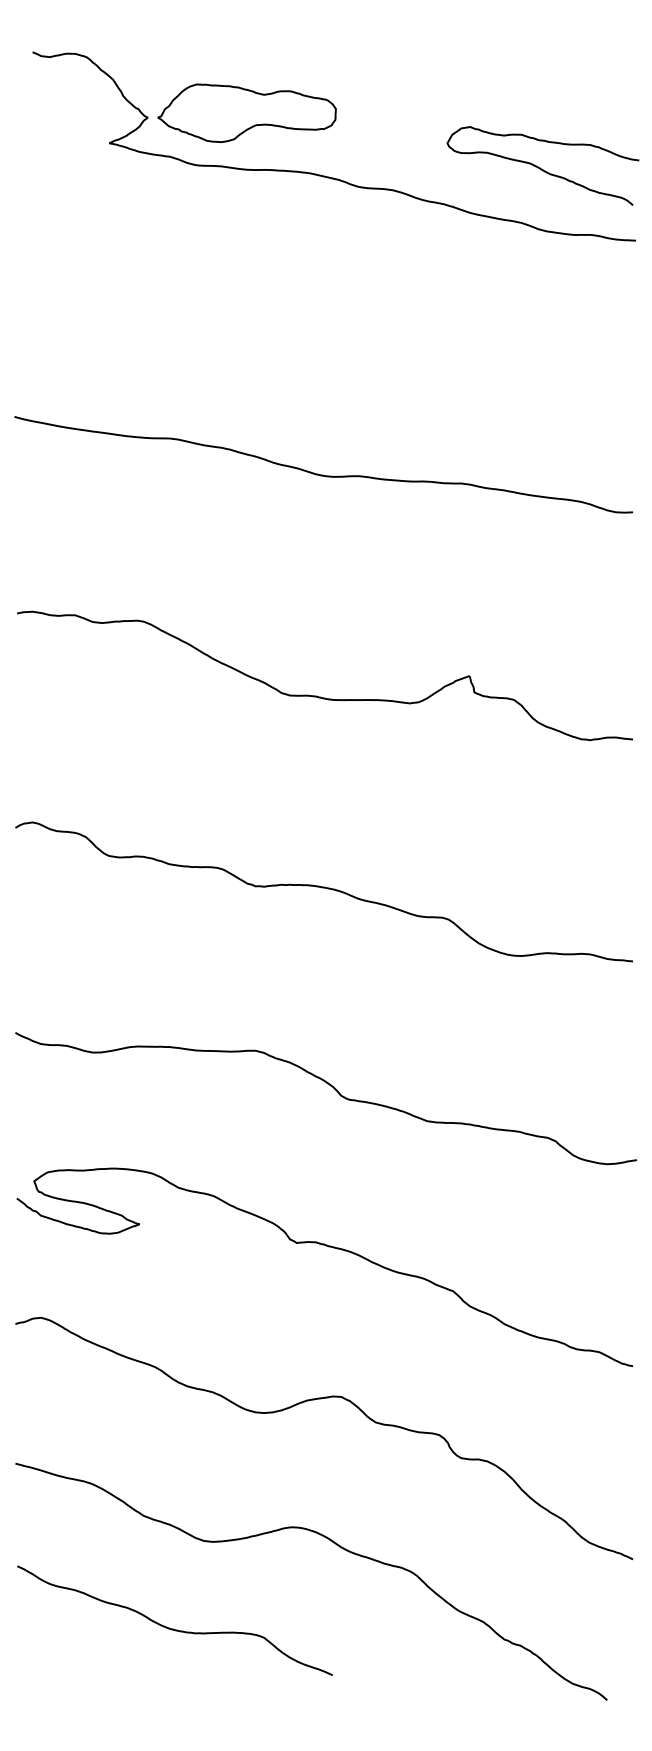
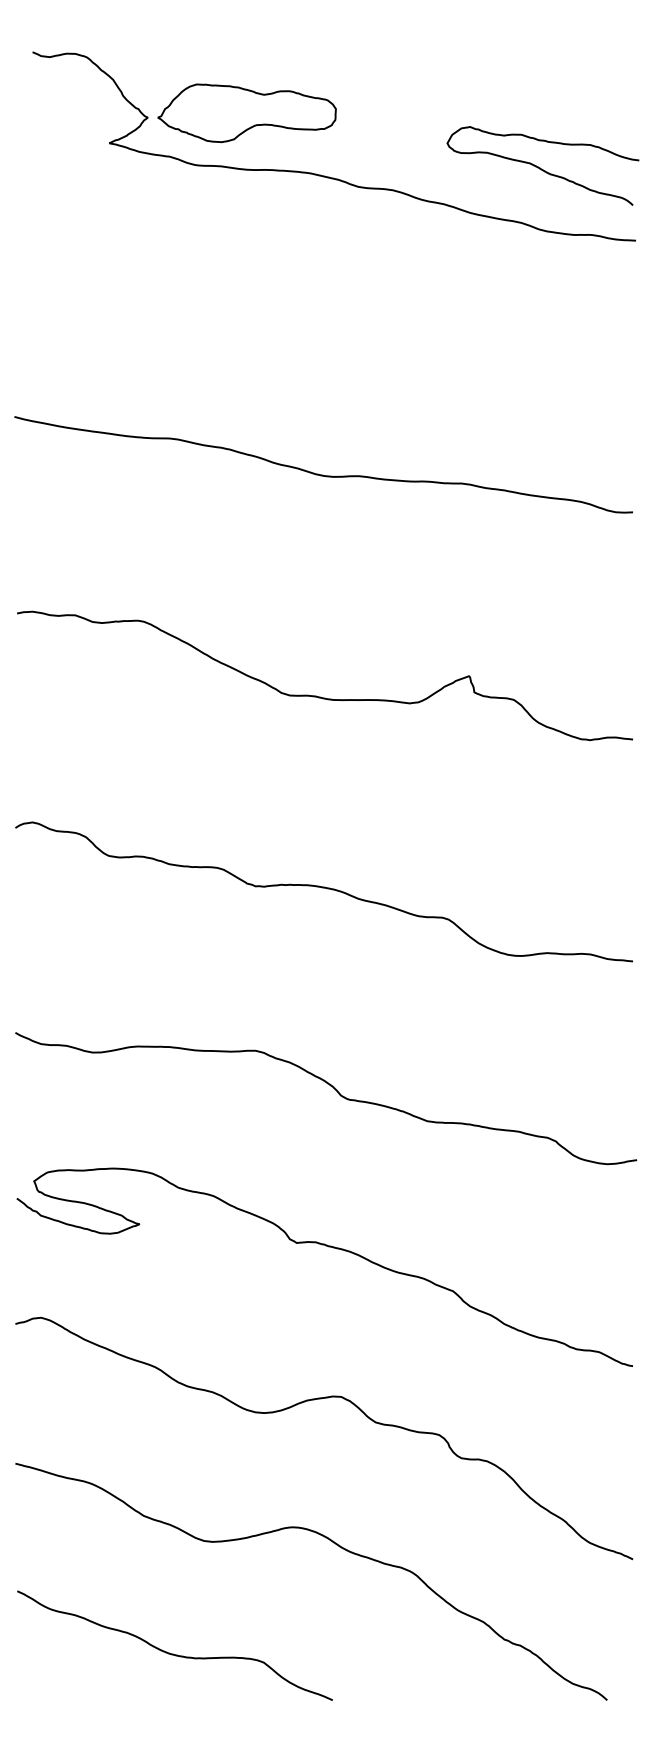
curve position: (173, 1628) -> (173, 1653) (173, 1653)
